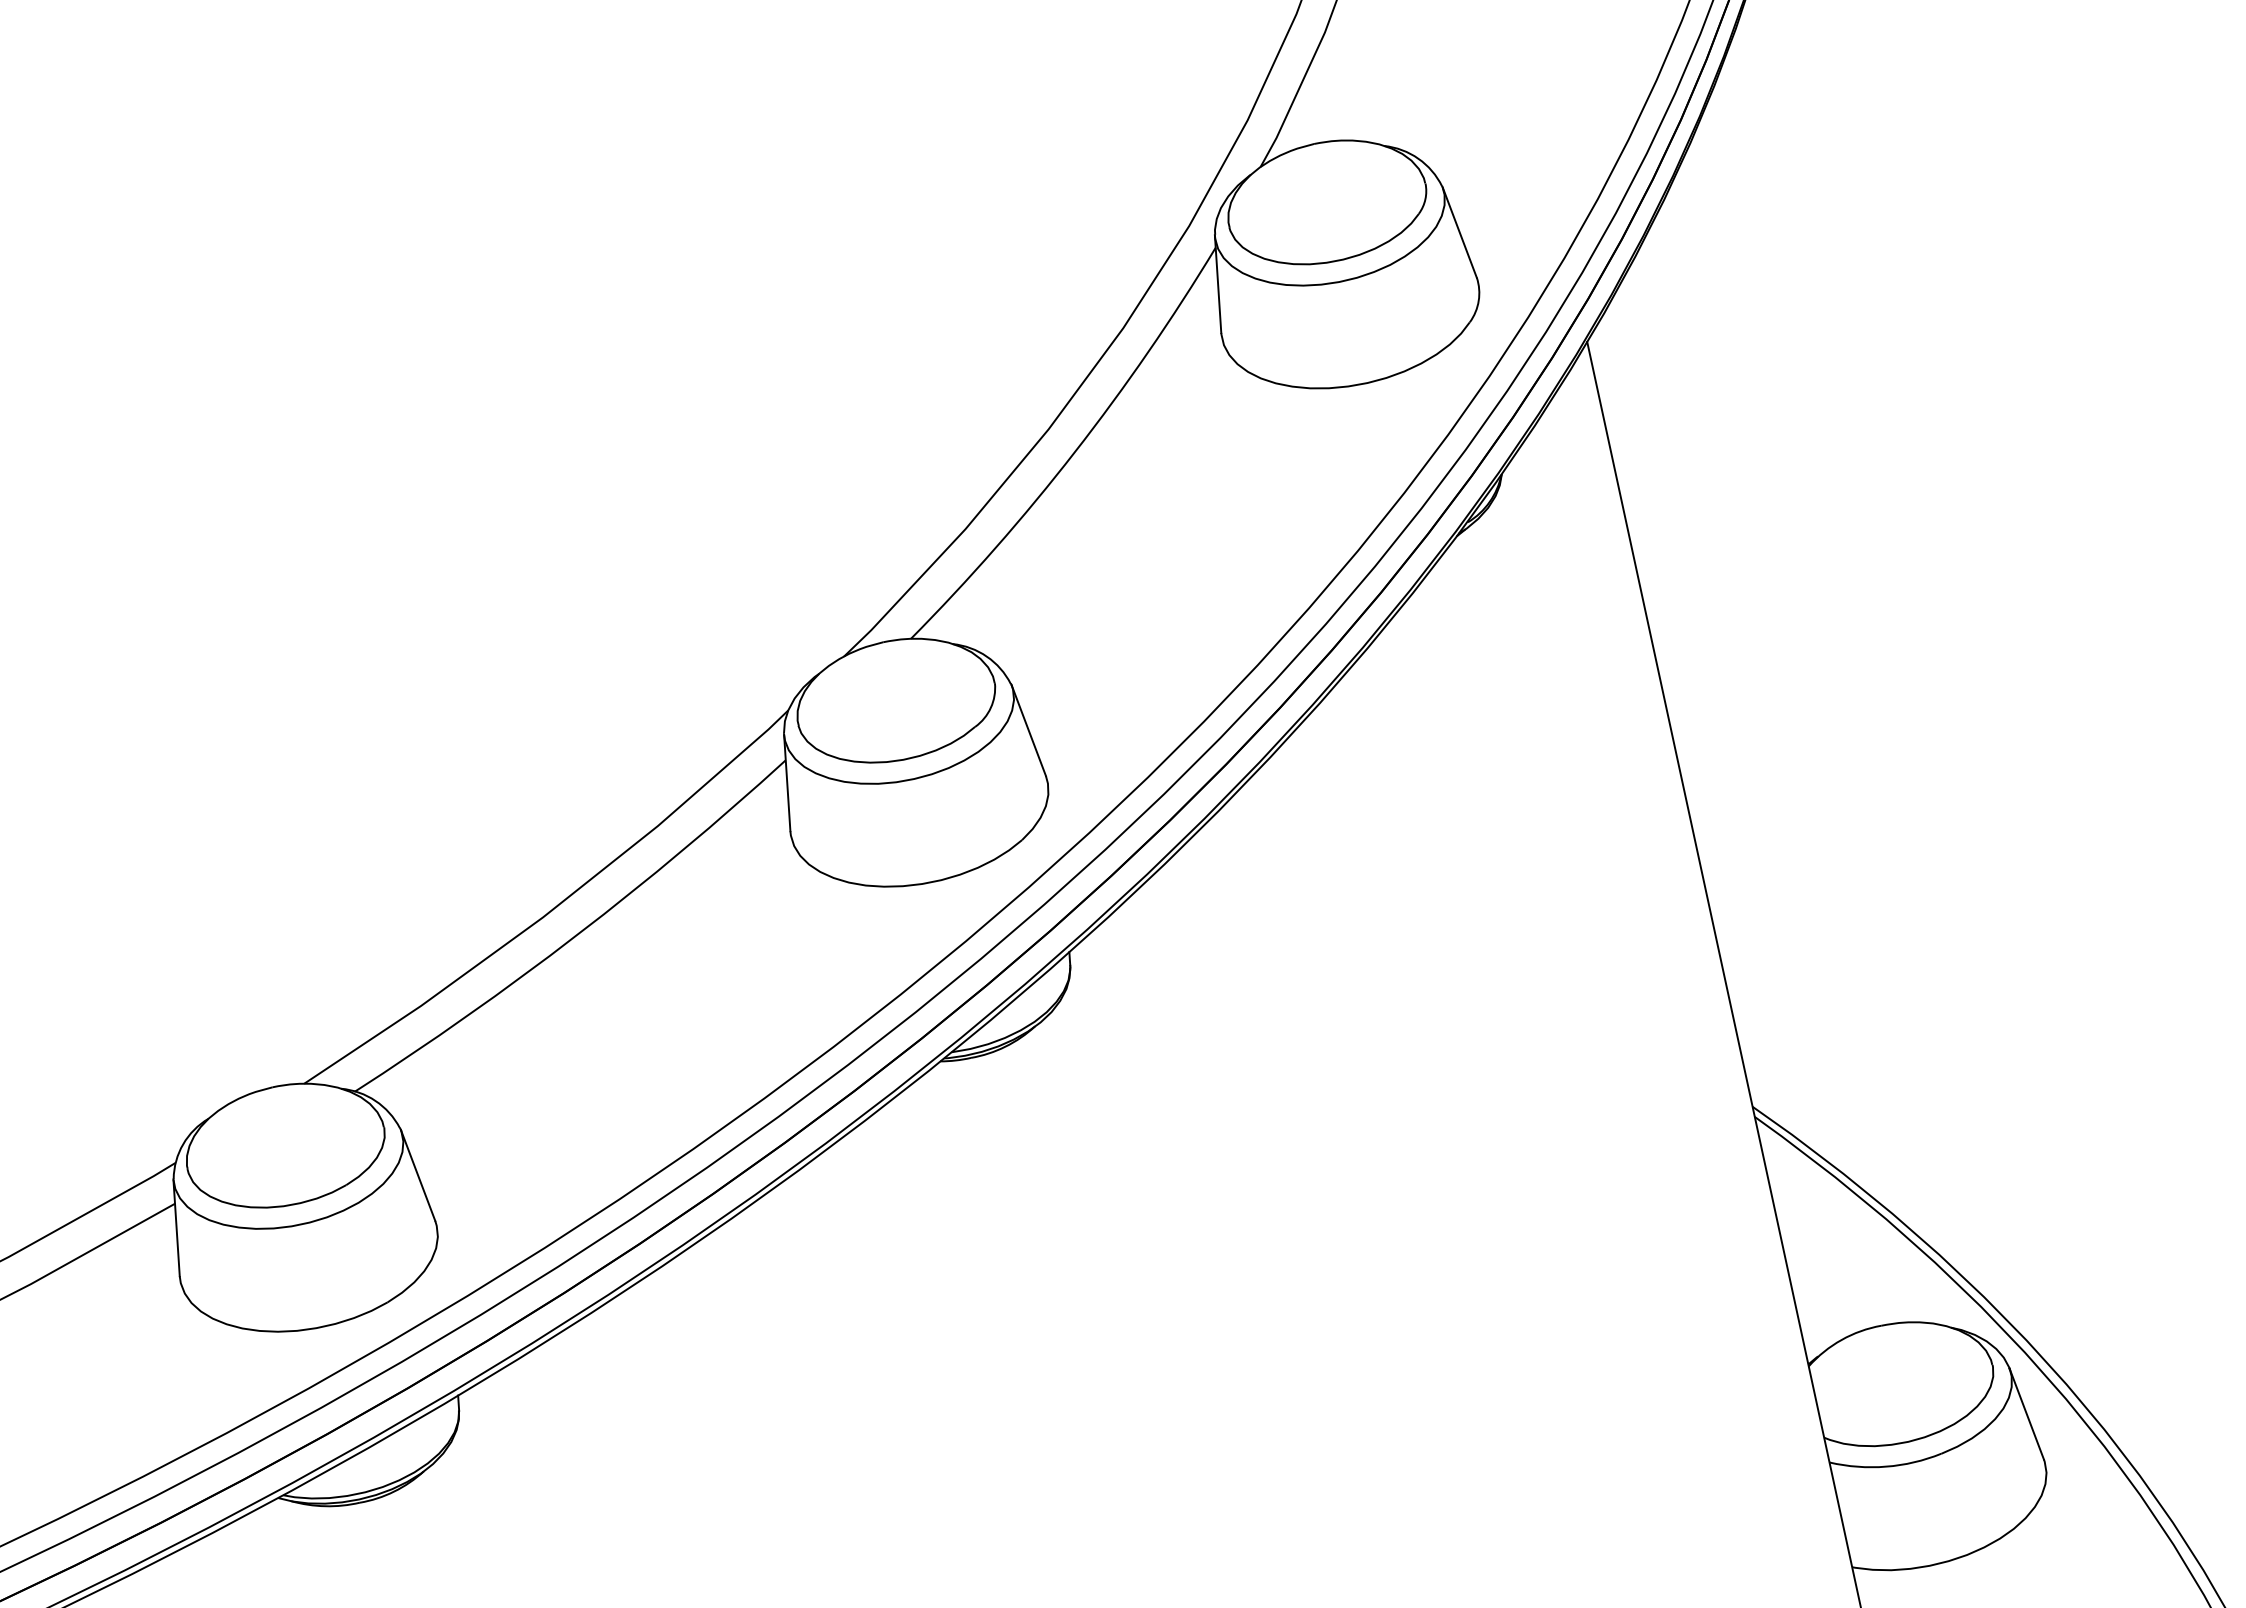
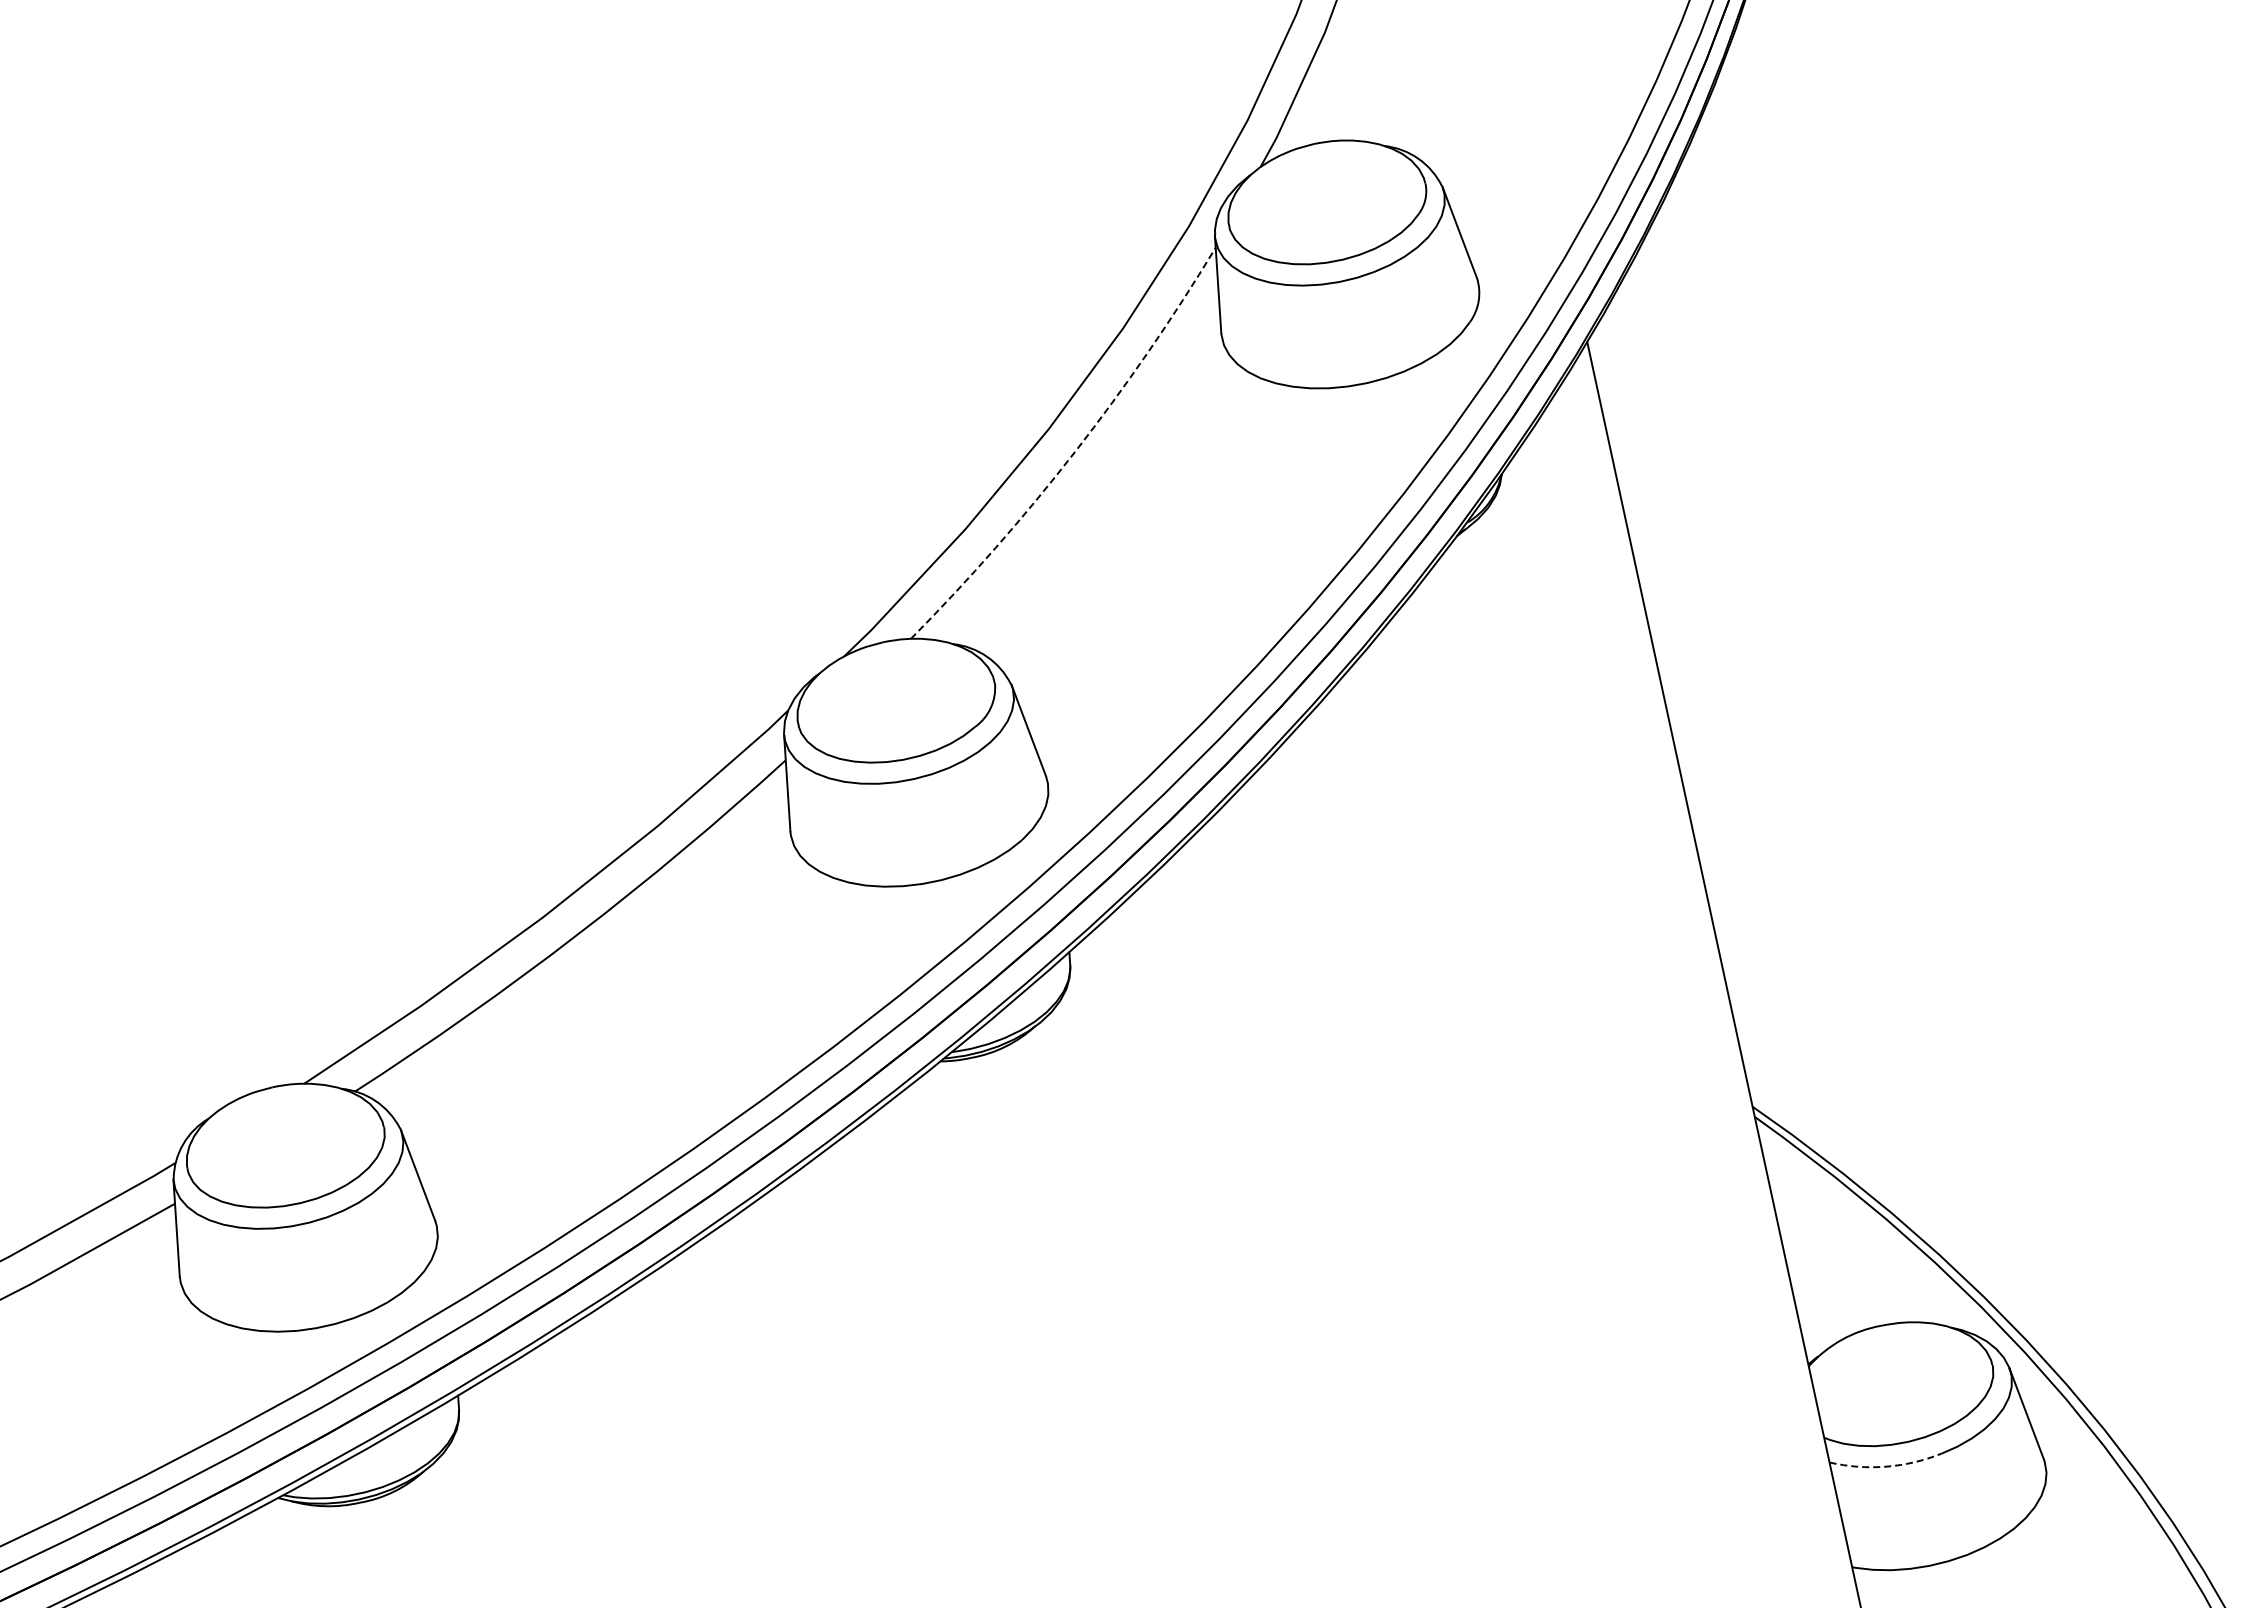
arc: solid -> dashed (1074, 452)
arc: solid -> dashed (1886, 1466)
